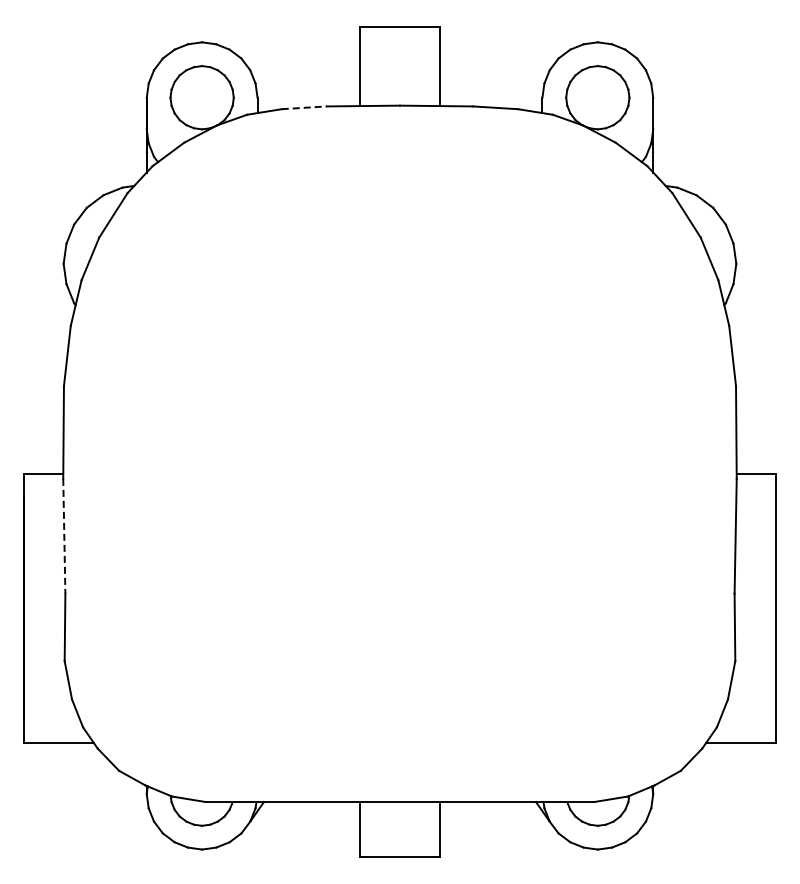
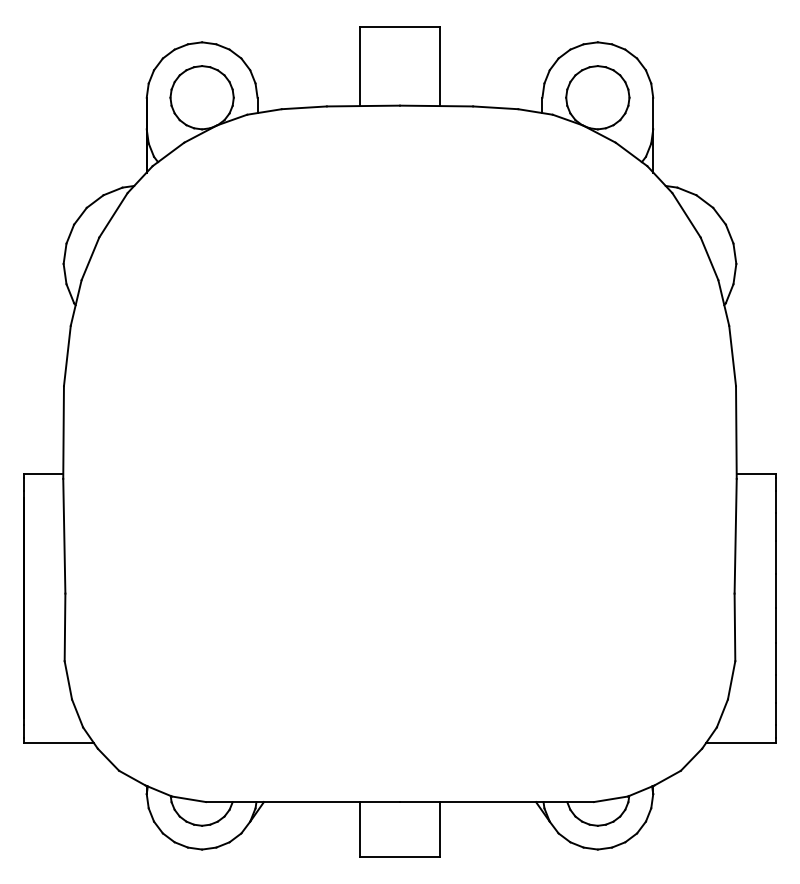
line: dashed -> solid (304, 107)
line: dashed -> solid (64, 536)
